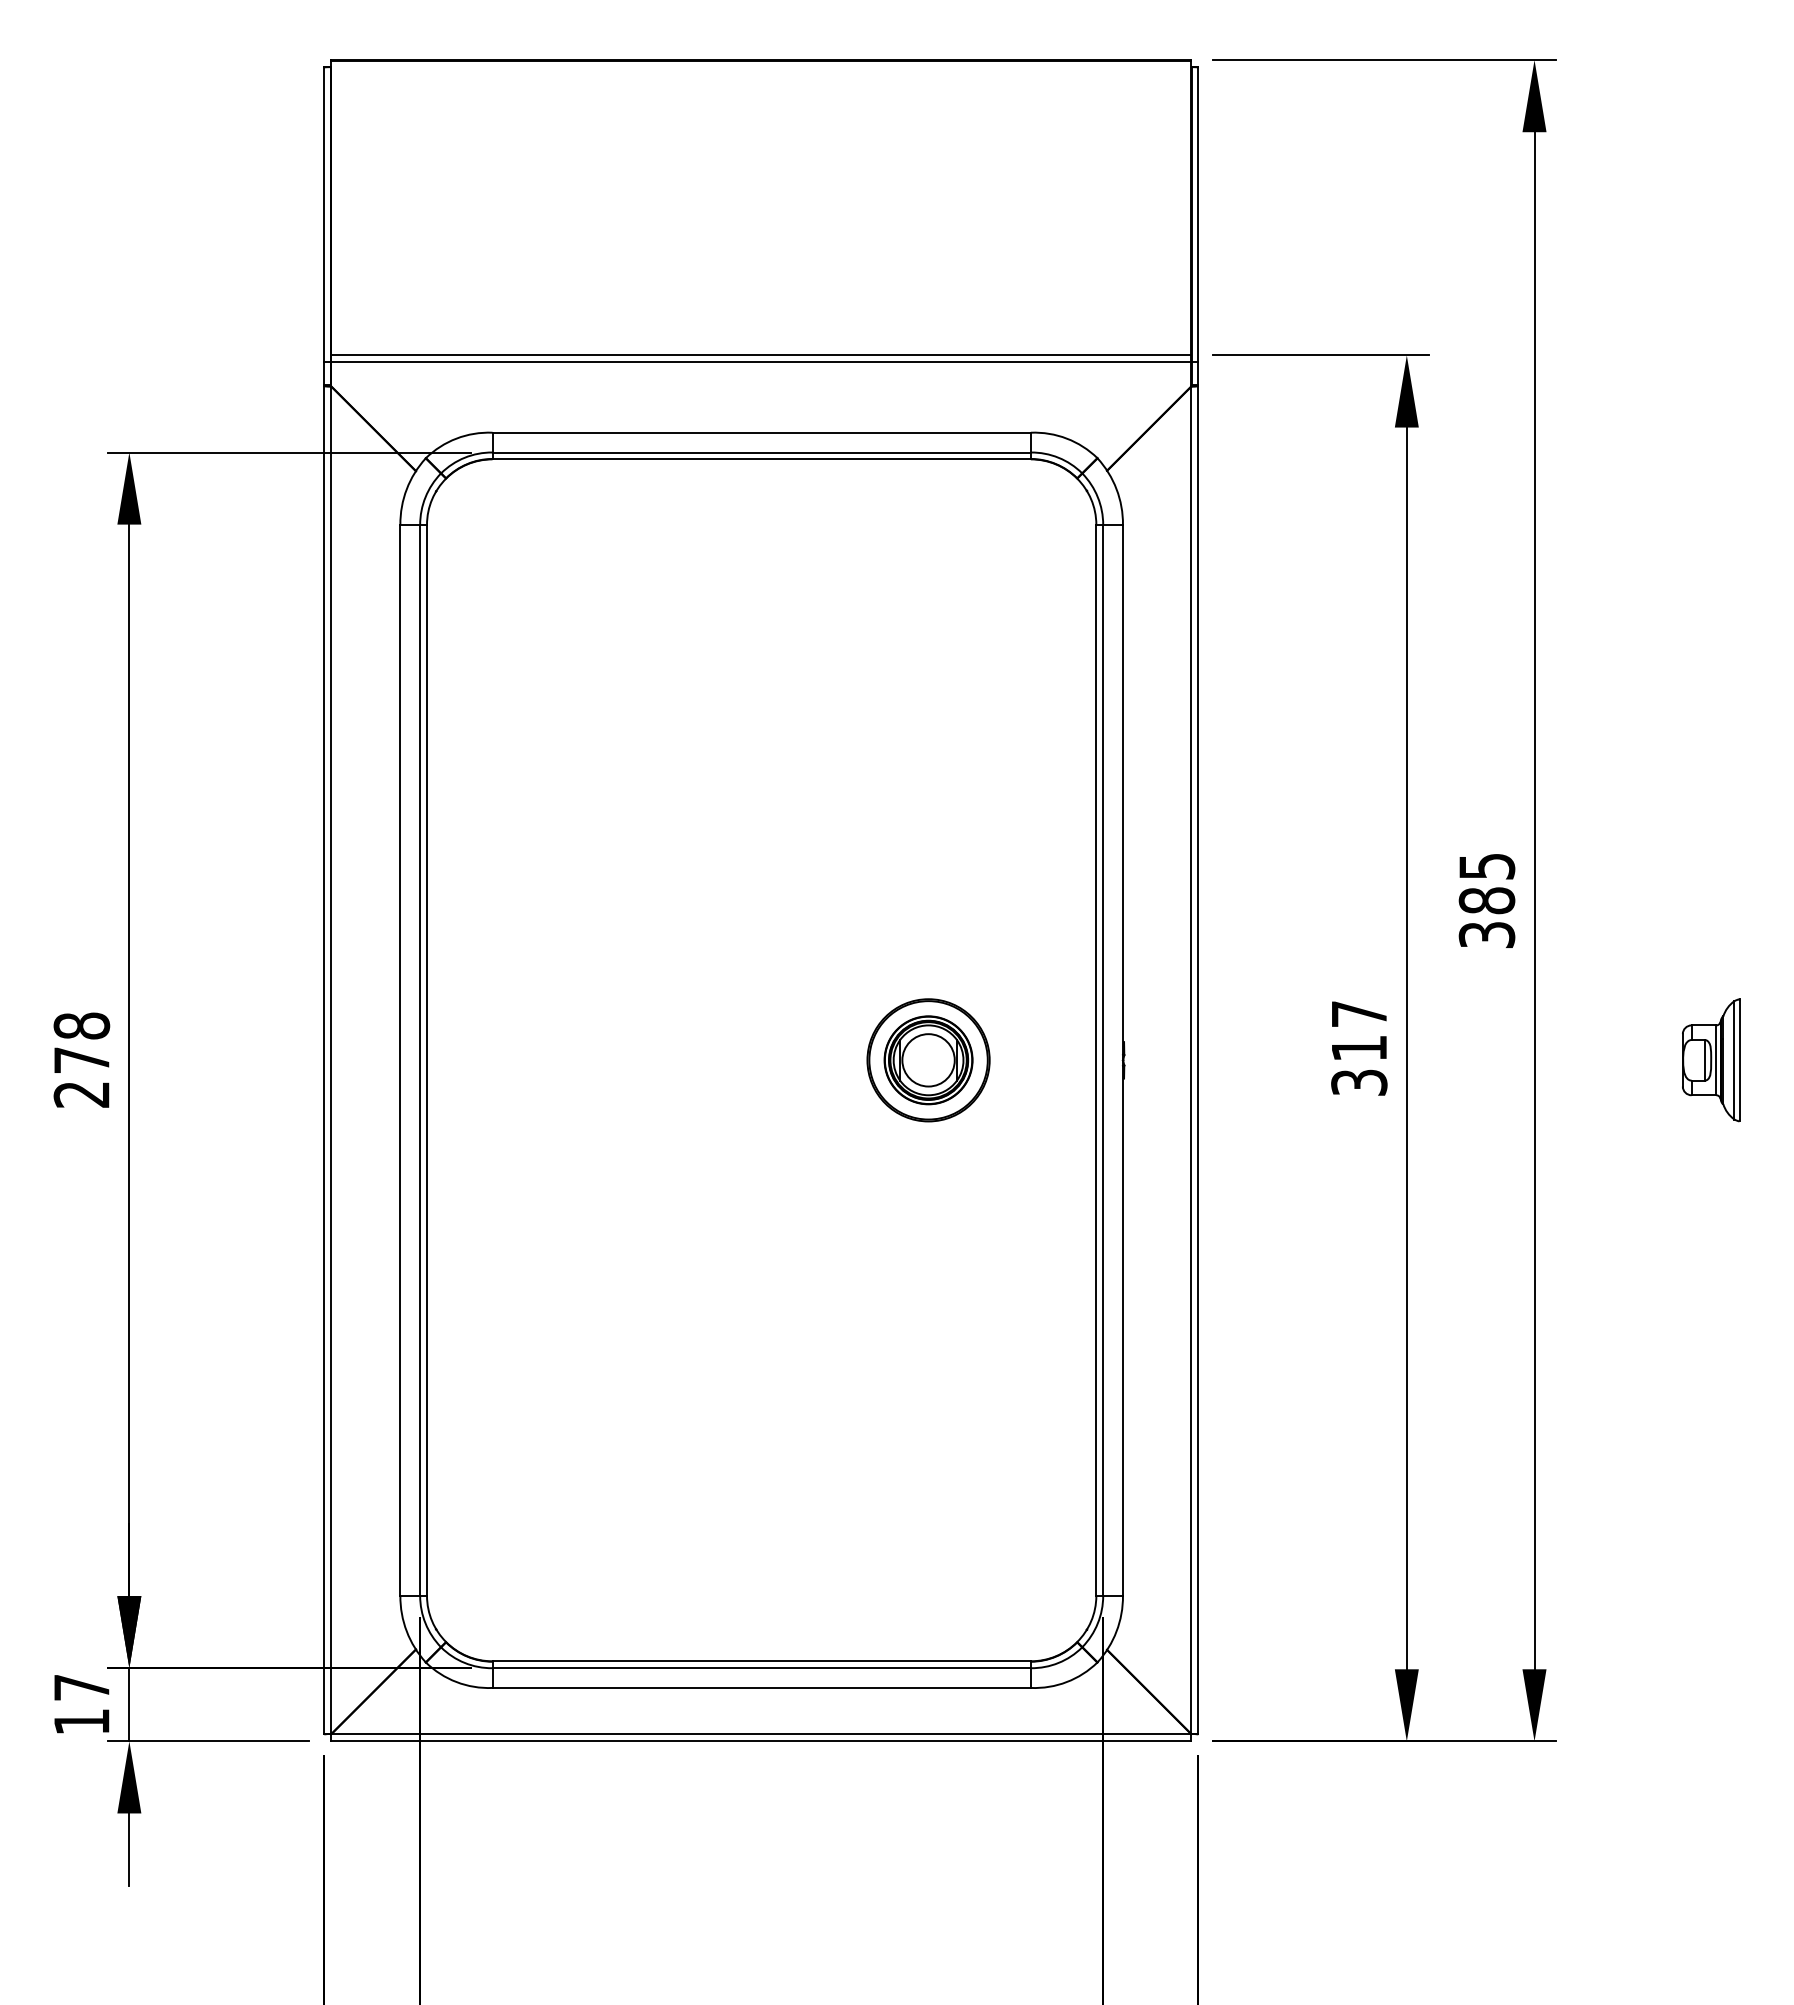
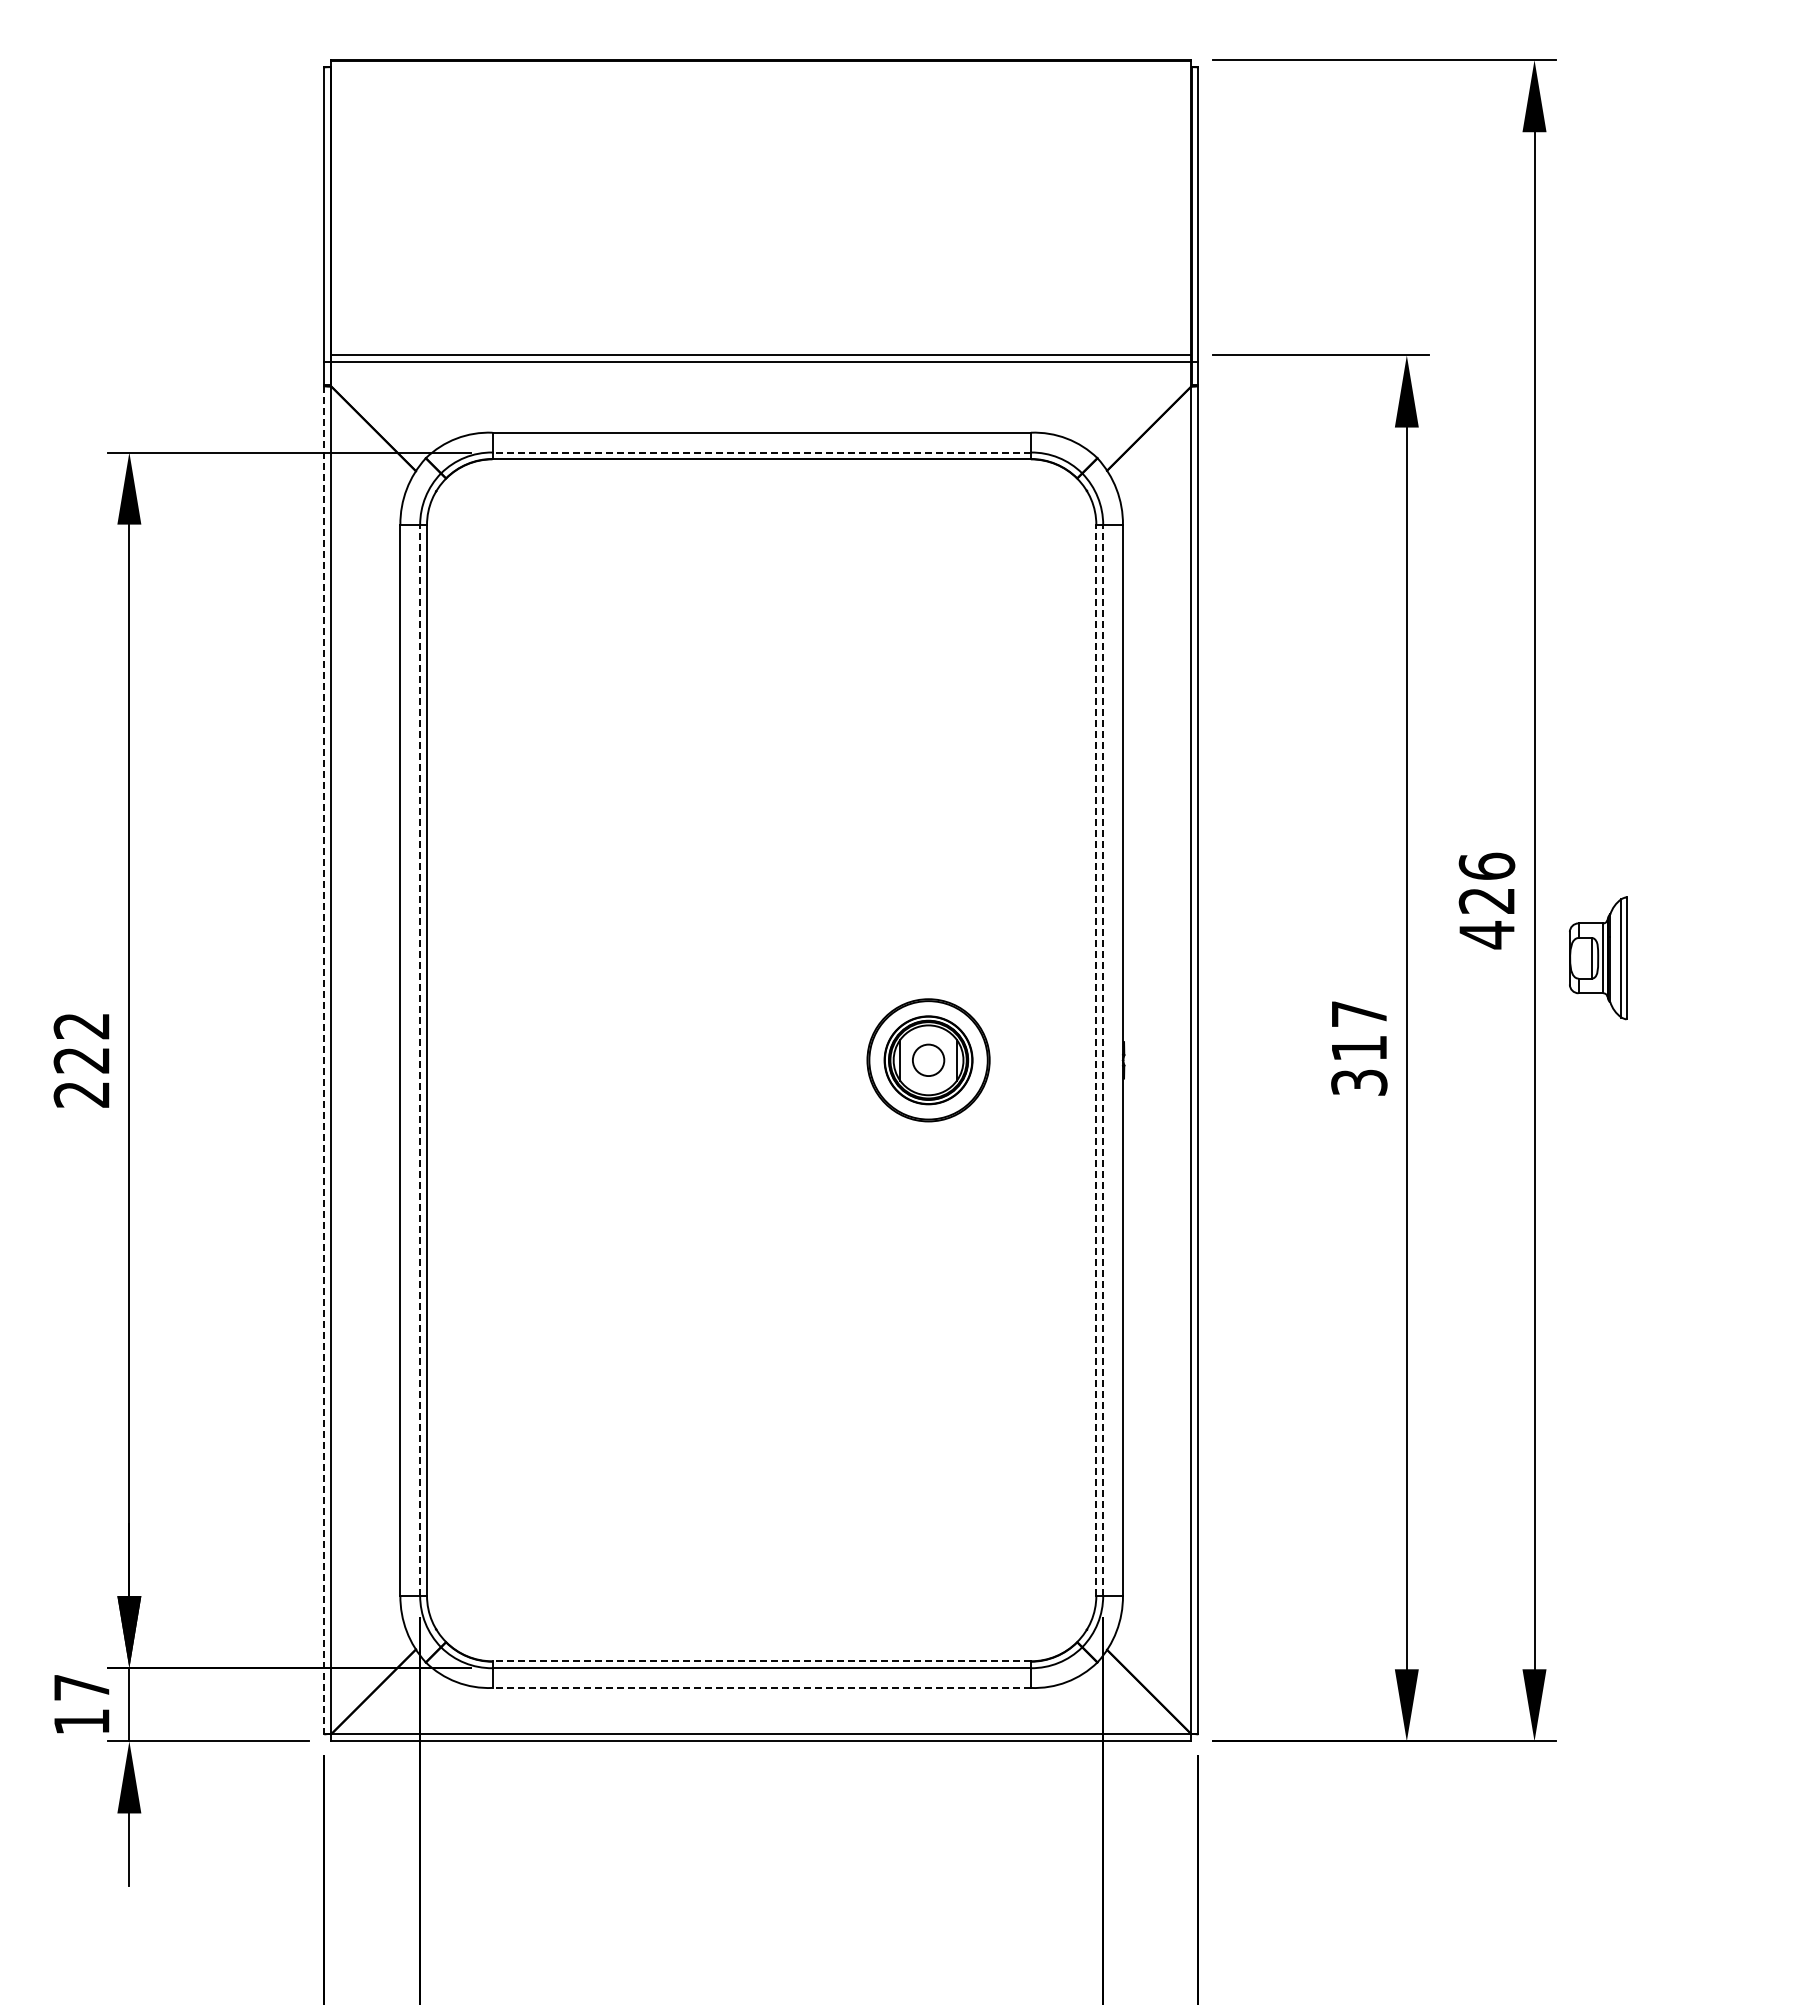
line: solid -> dashed (761, 452)
text: 385 -> 426 (1486, 900)
text: 278 -> 222 (81, 1042)
line: solid -> dashed (420, 1059)
line: solid -> dashed (1096, 1059)
line: solid -> dashed (1103, 1059)
line: solid -> dashed (324, 1060)
circle diameter: 52 px -> 31 px (928, 1060)
part position: (1711, 1060) -> (1598, 958) (1598, 958)
line: solid -> dashed (761, 1661)
line: solid -> dashed (761, 1687)
